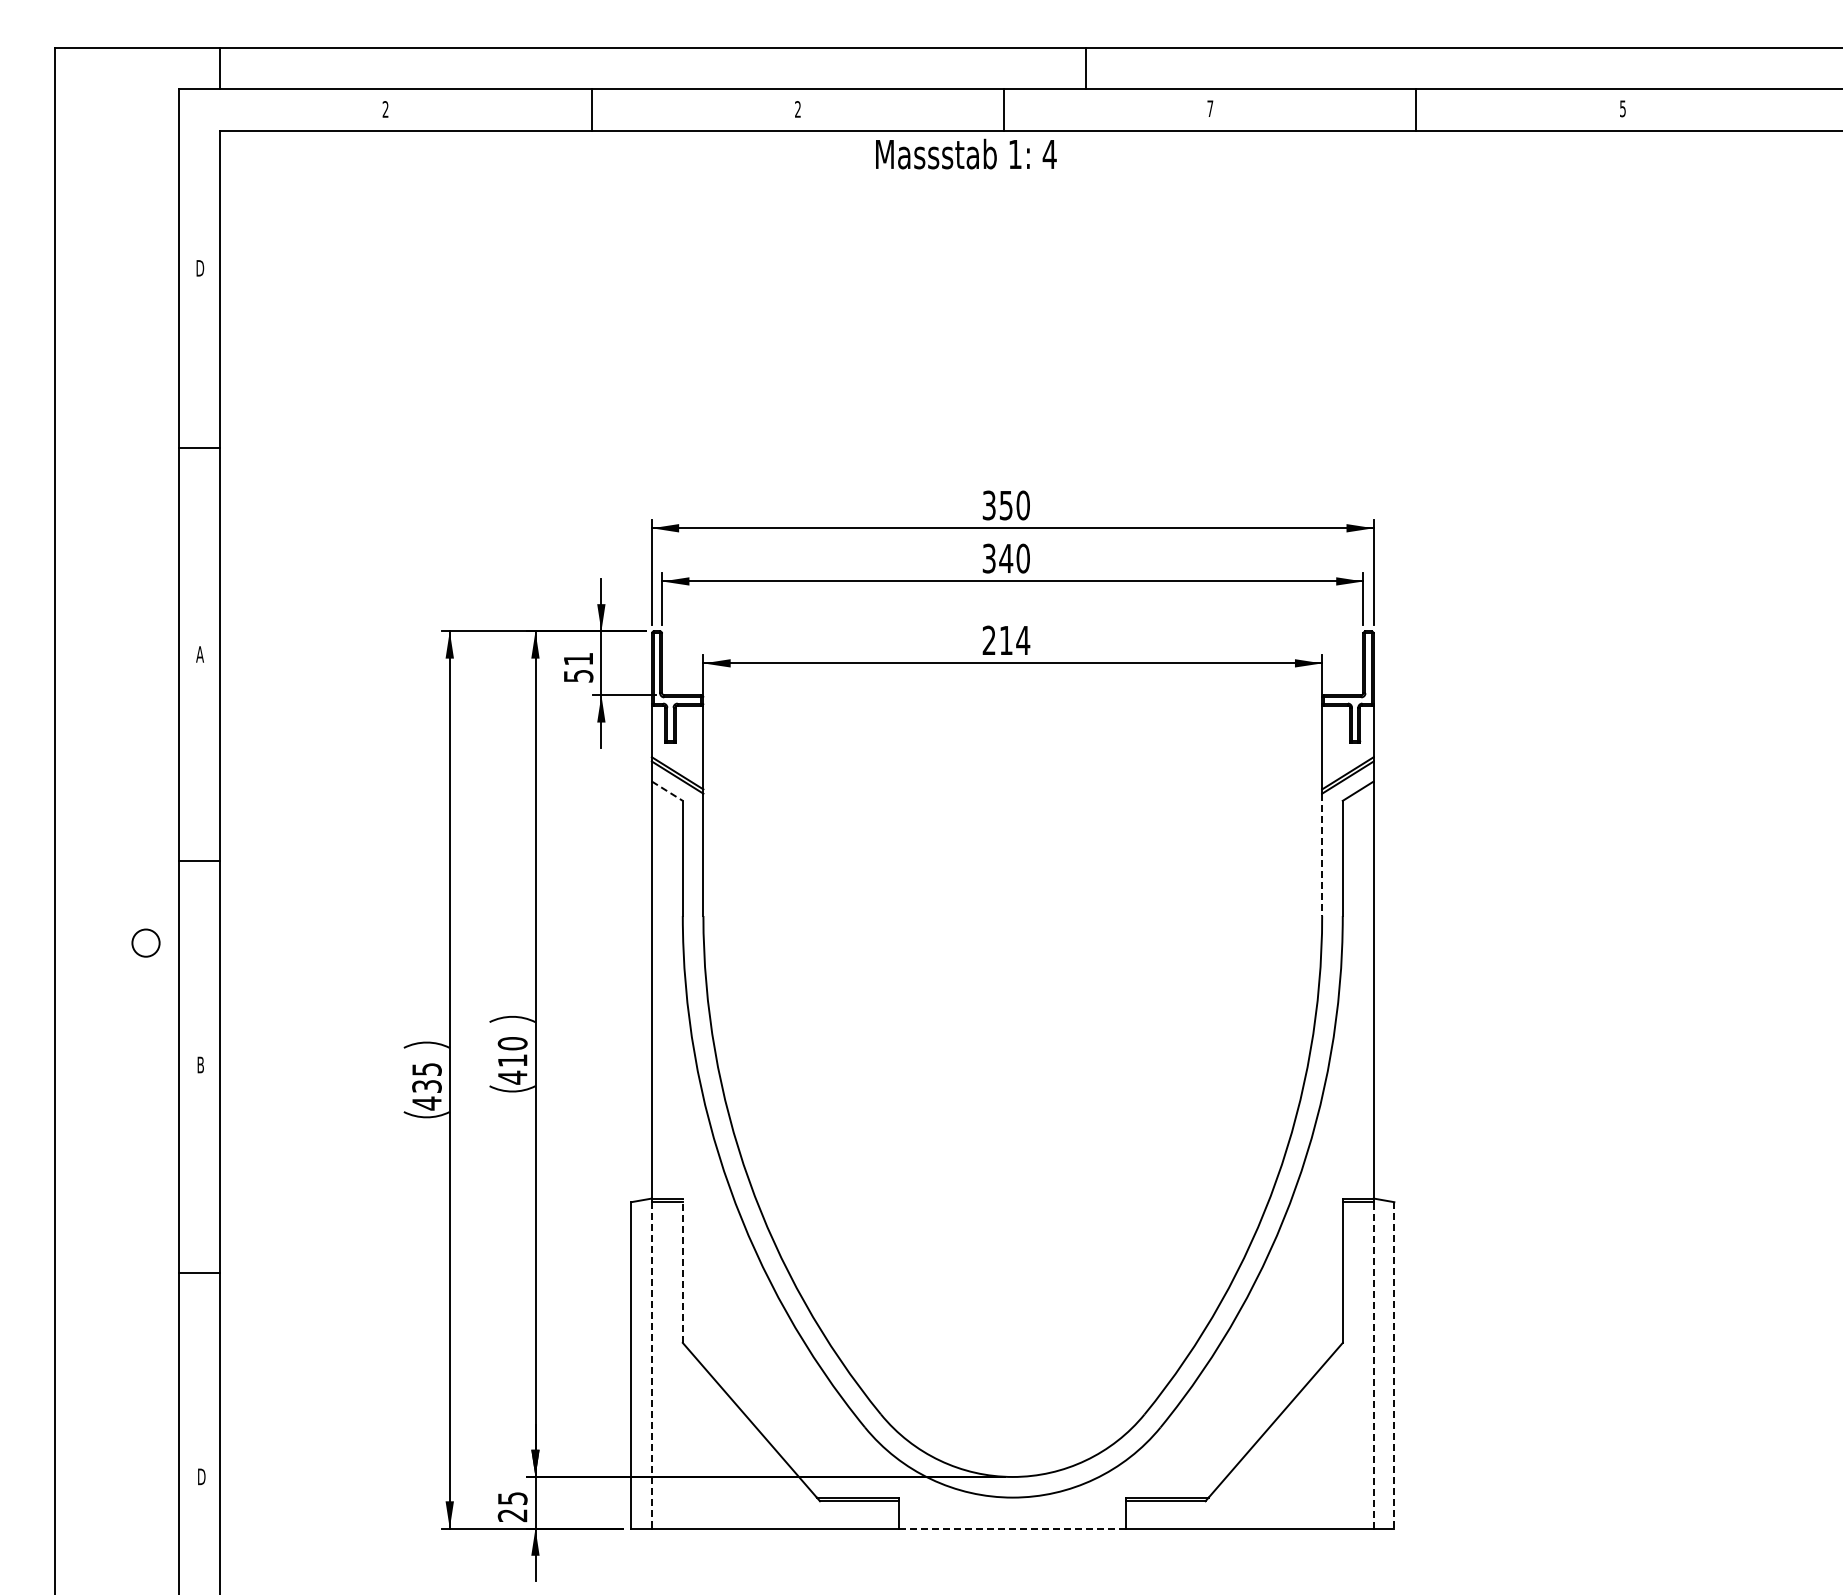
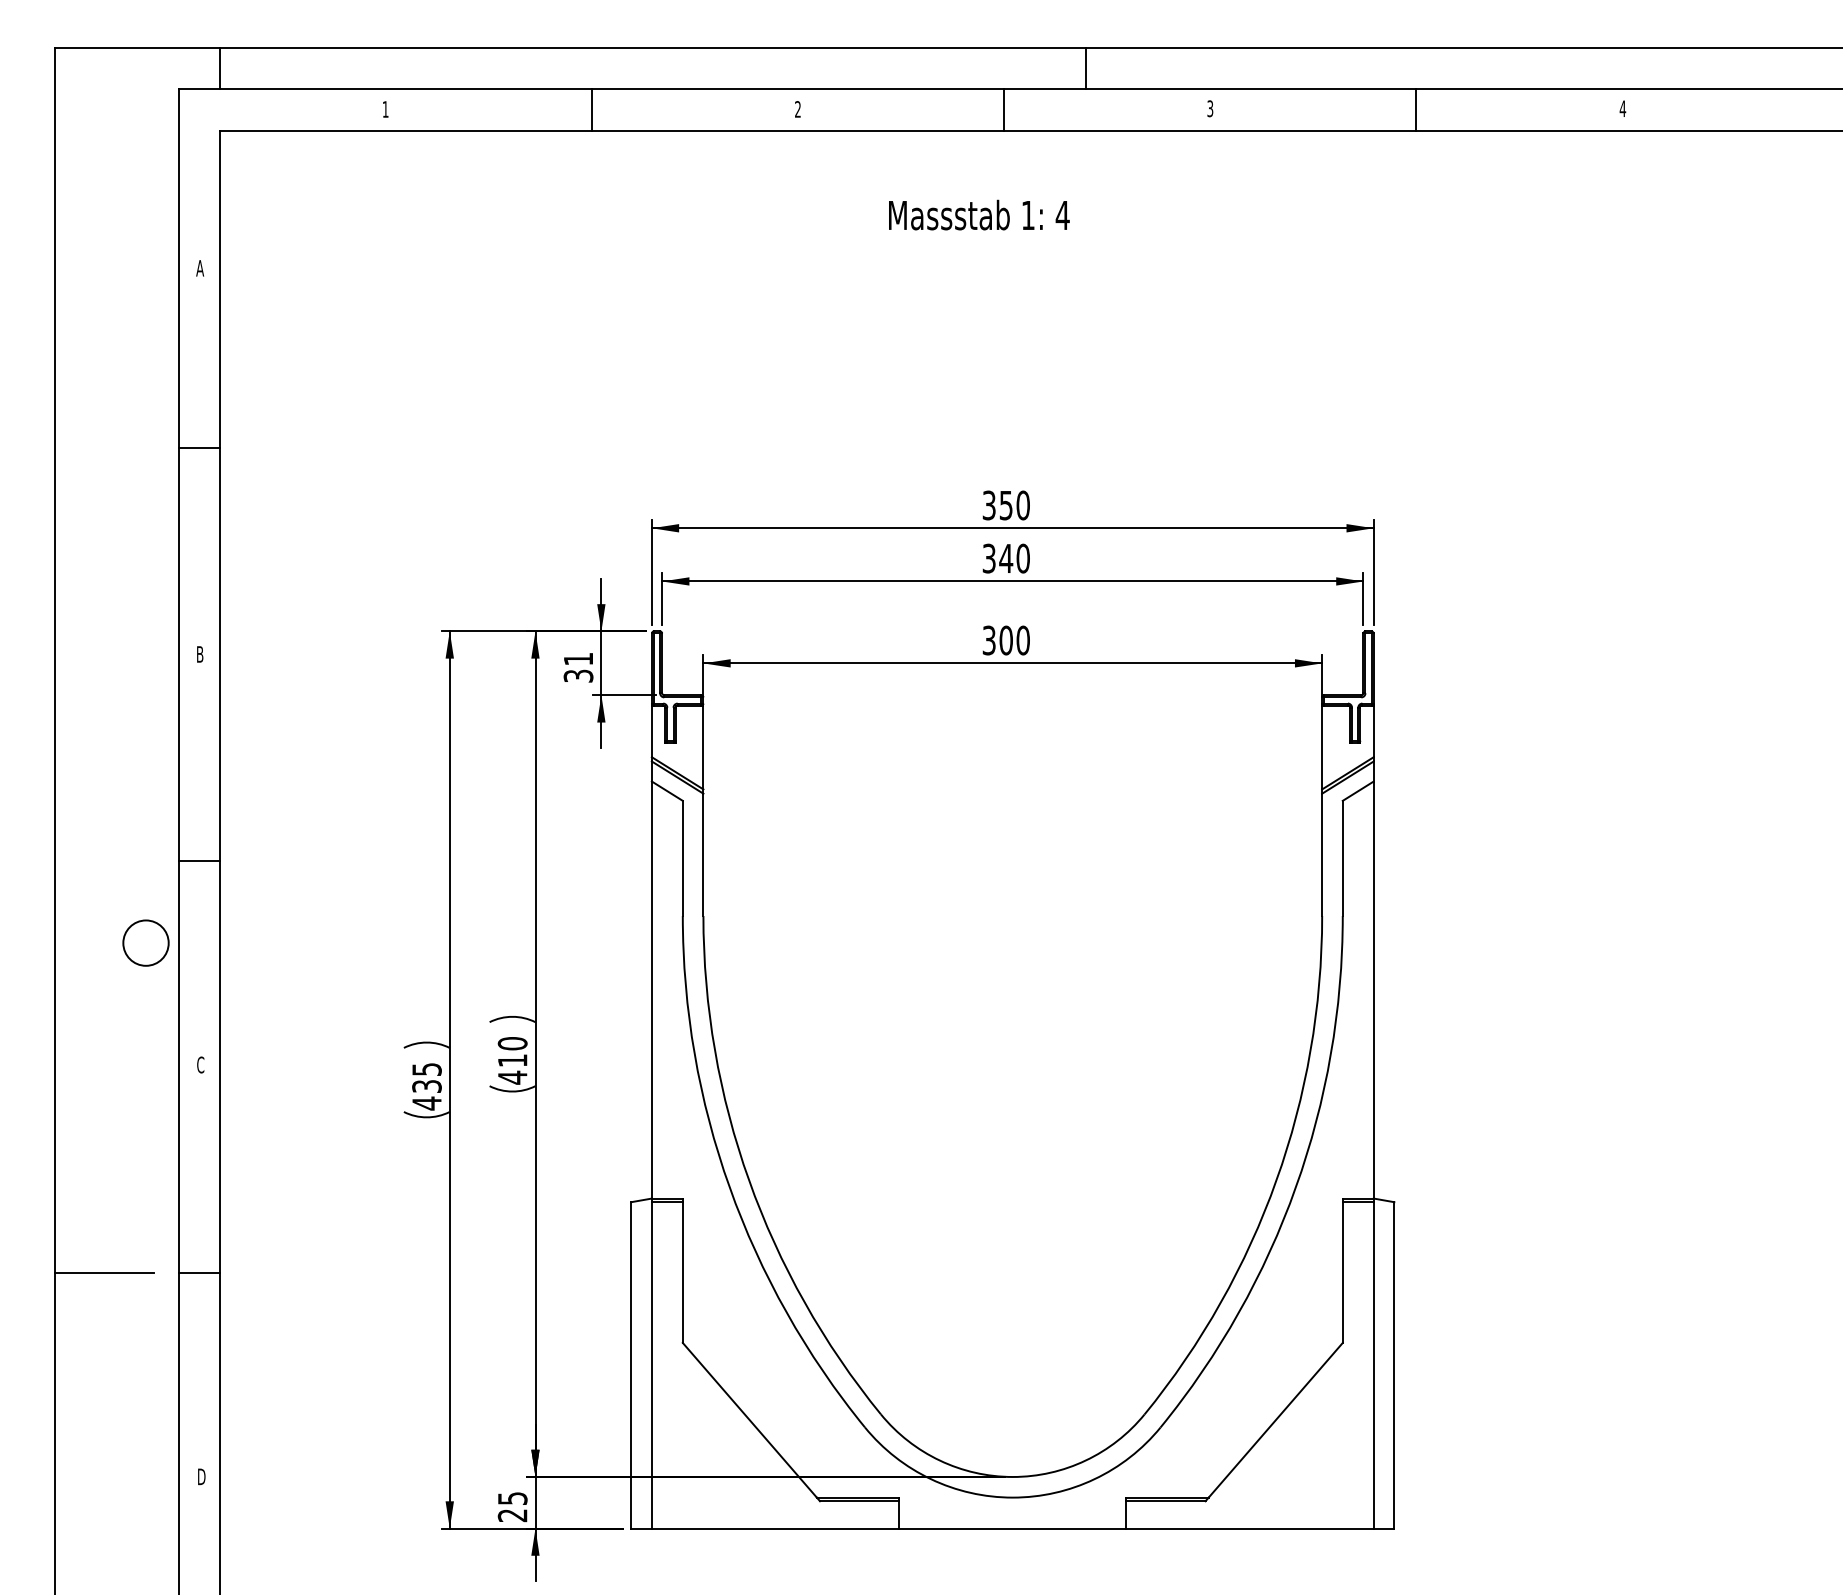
text: 7 -> 3 (1210, 108)
text: 5 -> 4 (1622, 108)
text: 2 -> 1 (385, 109)
text position: (966, 153) -> (979, 214) (979, 214)
text: D -> A (200, 268)
text: 214 -> 300 (1006, 640)
text: A -> B (199, 654)
text: 51 -> 31 (577, 675)
line: dashed -> solid (667, 791)
line: dashed -> solid (1322, 855)
circle diameter: 27 px -> 45 px (145, 942)
text: B -> C (200, 1064)
line: dashed -> solid (682, 1270)
line: none -> present (104, 1273)
line: dashed -> solid (1373, 1364)
line: dashed -> solid (651, 1365)
line: dashed -> solid (1394, 1365)
line: dashed -> solid (1013, 1528)
